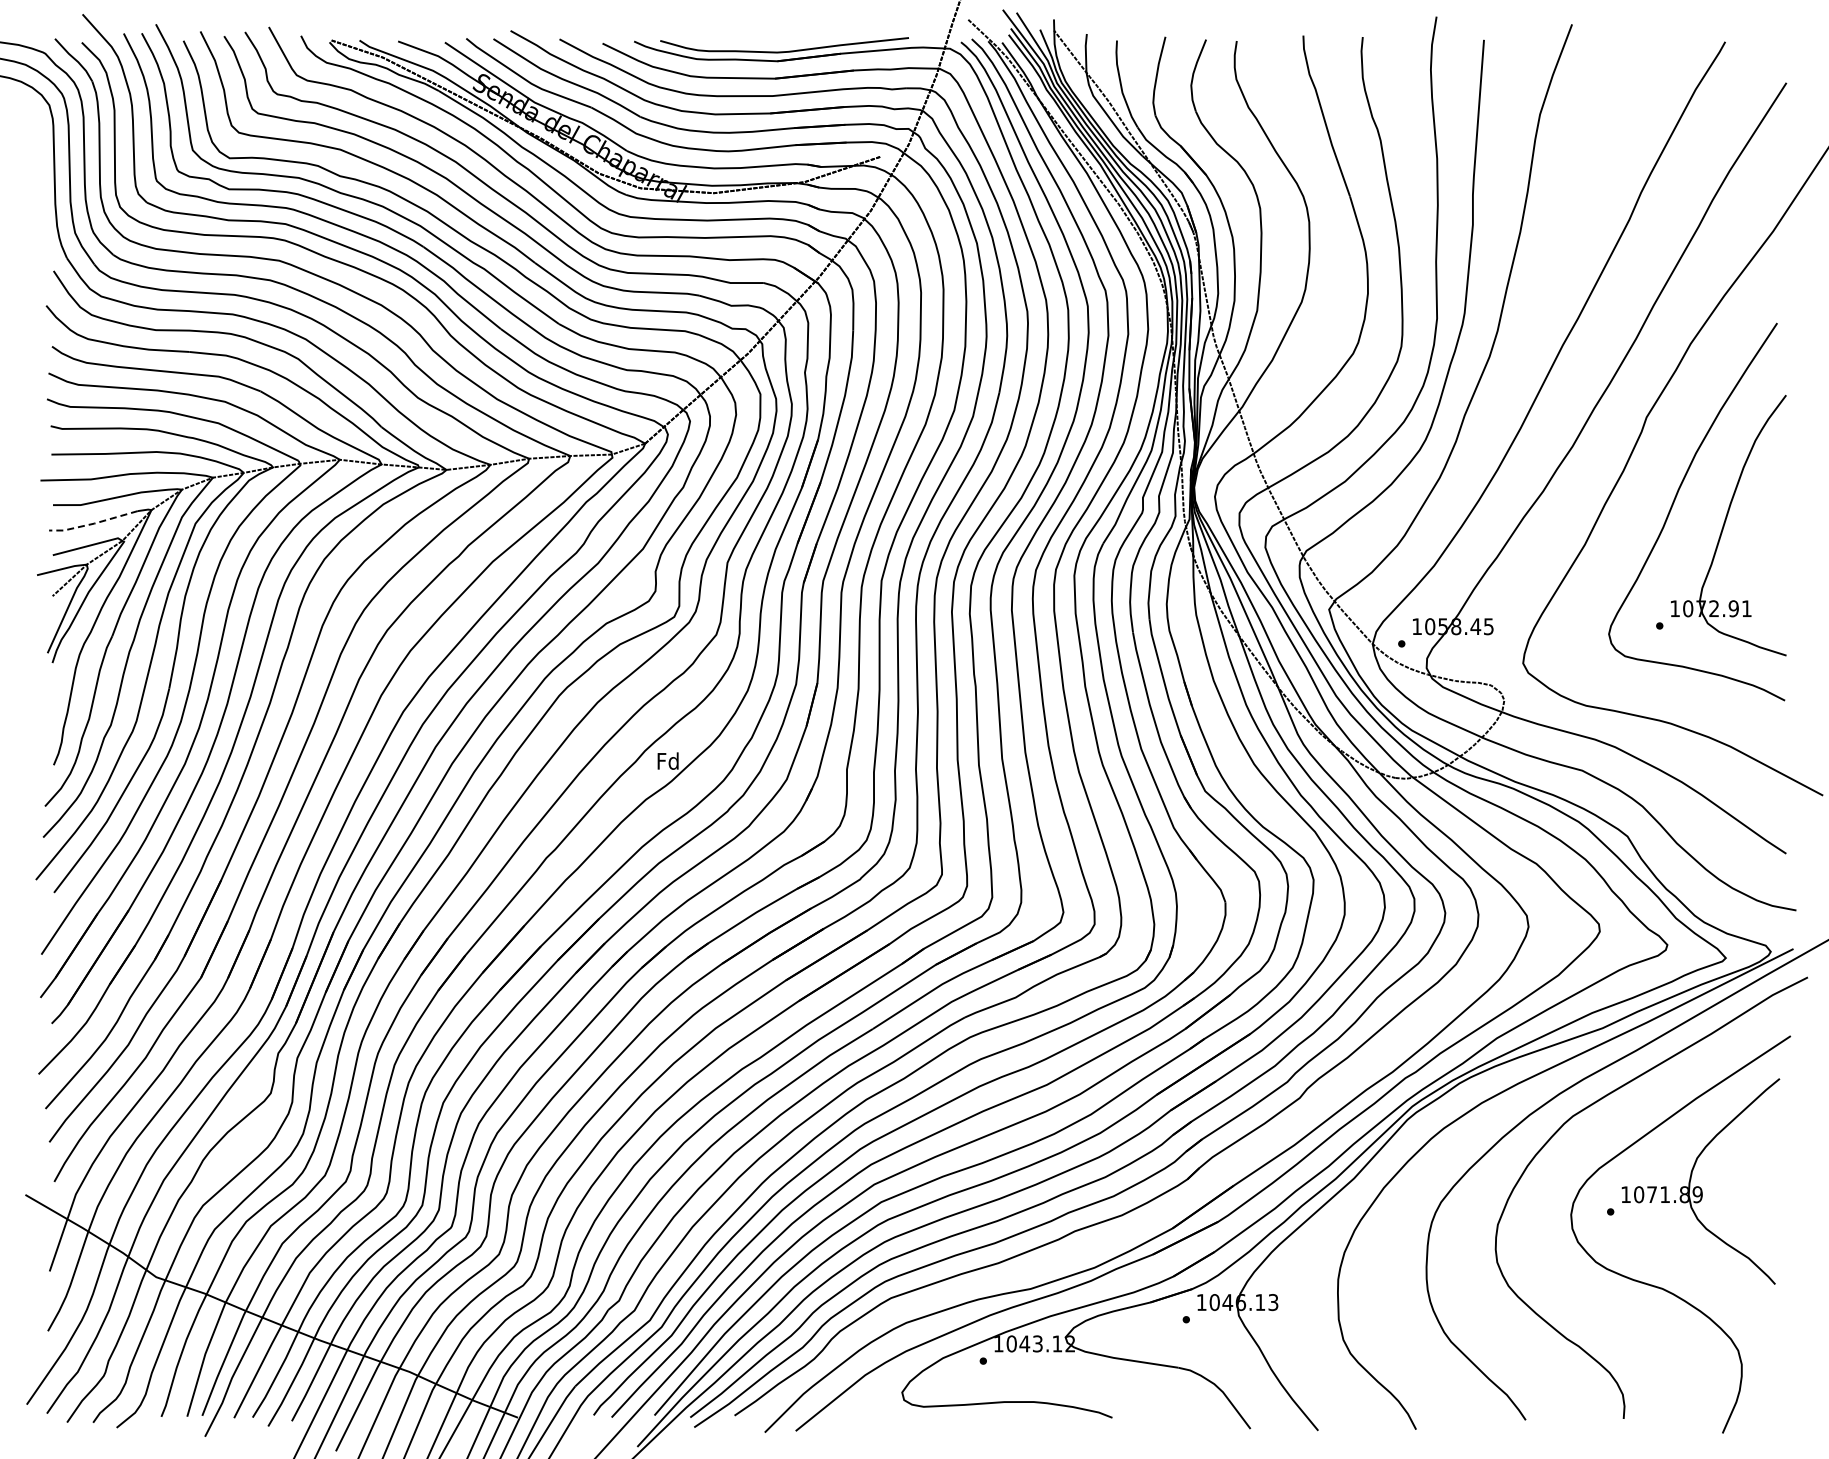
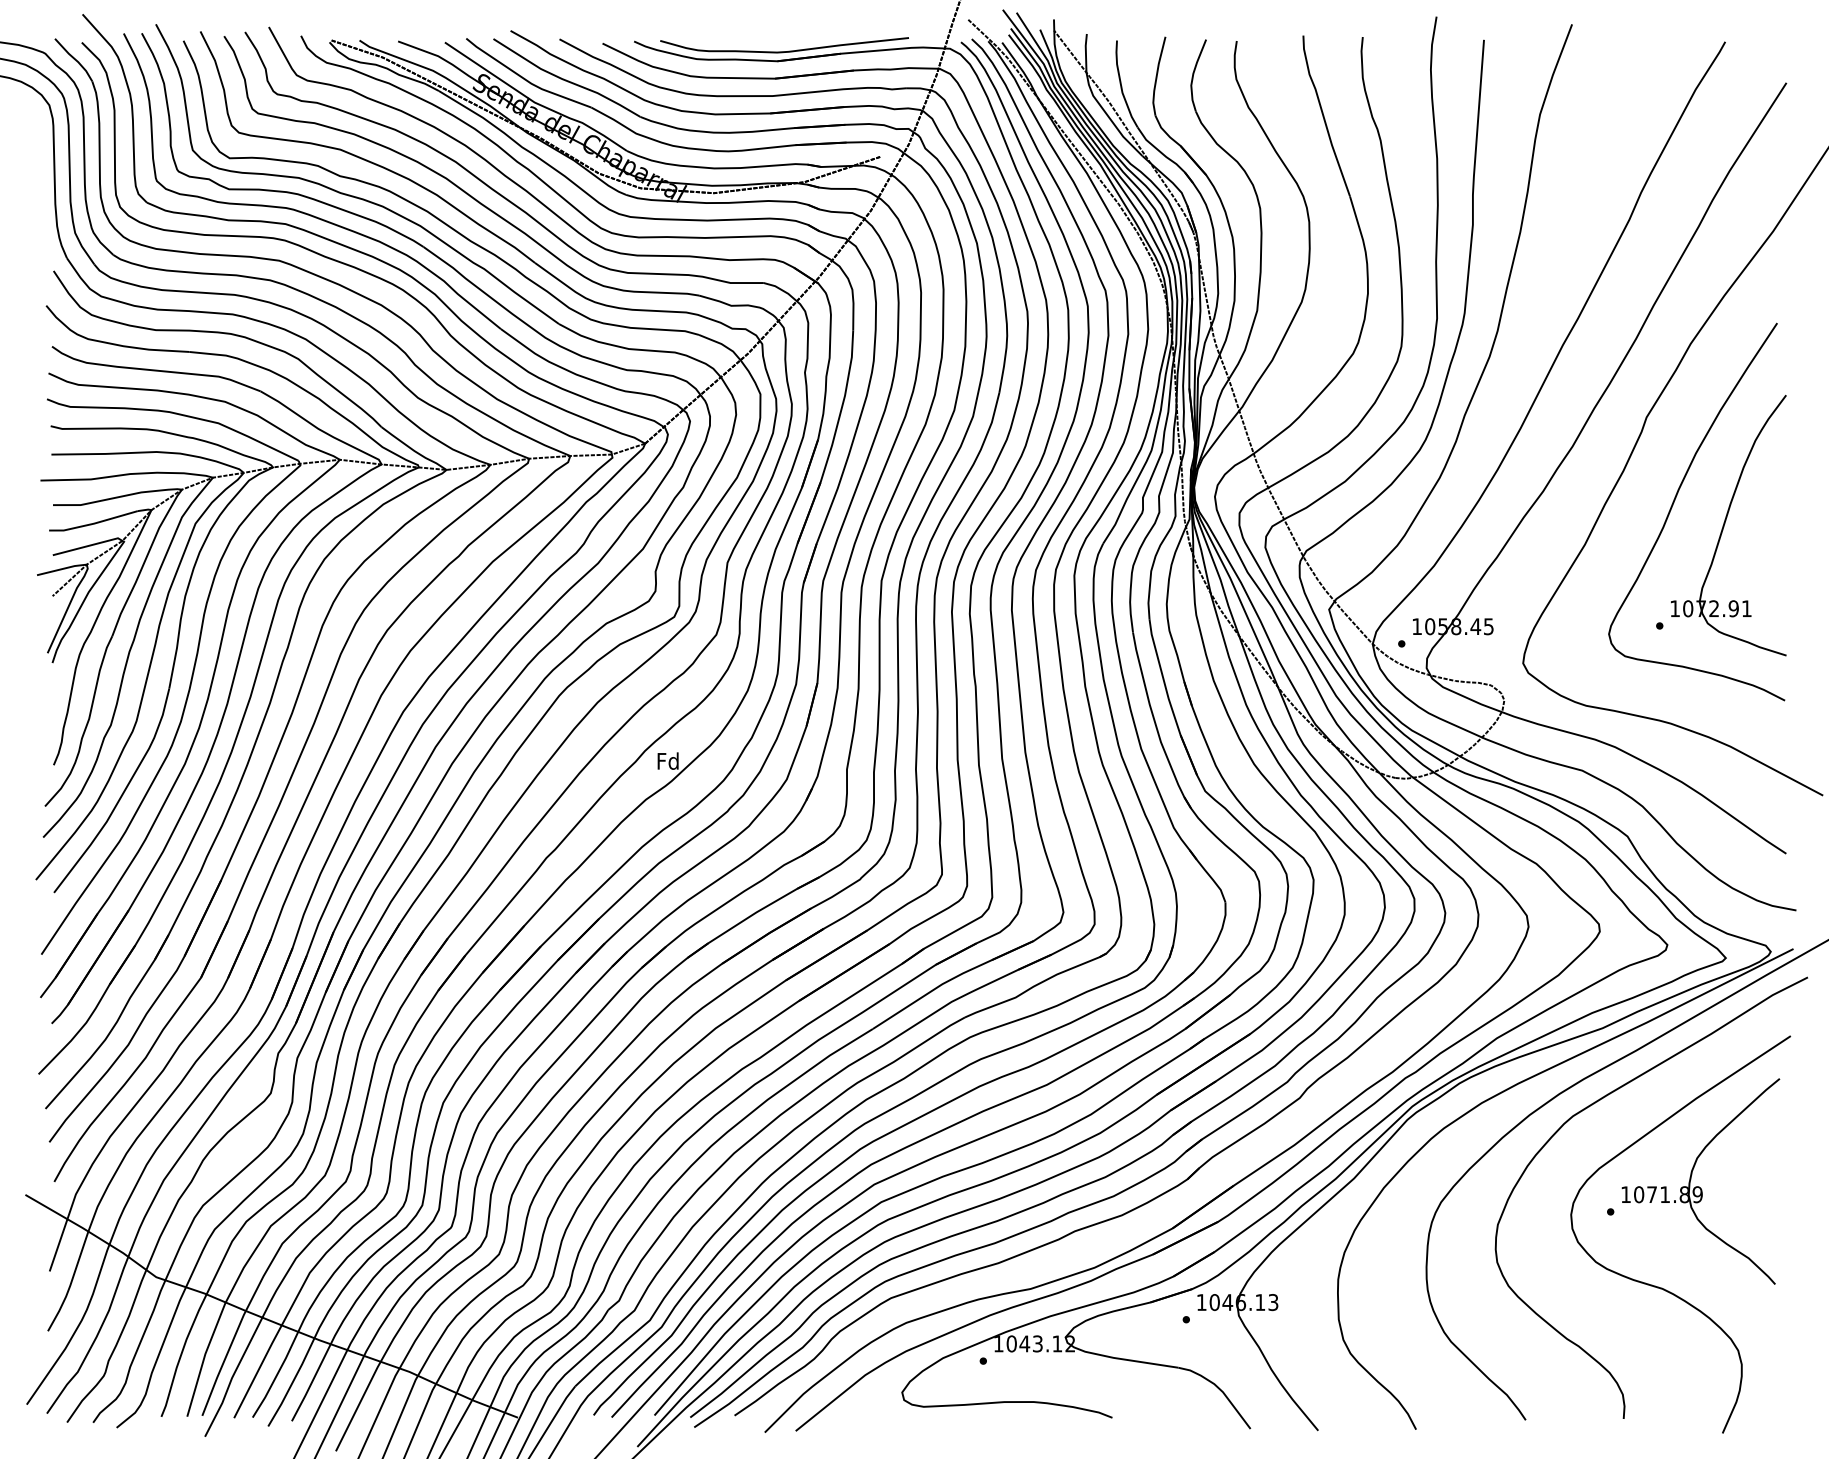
line: dashed -> solid (93, 523)
